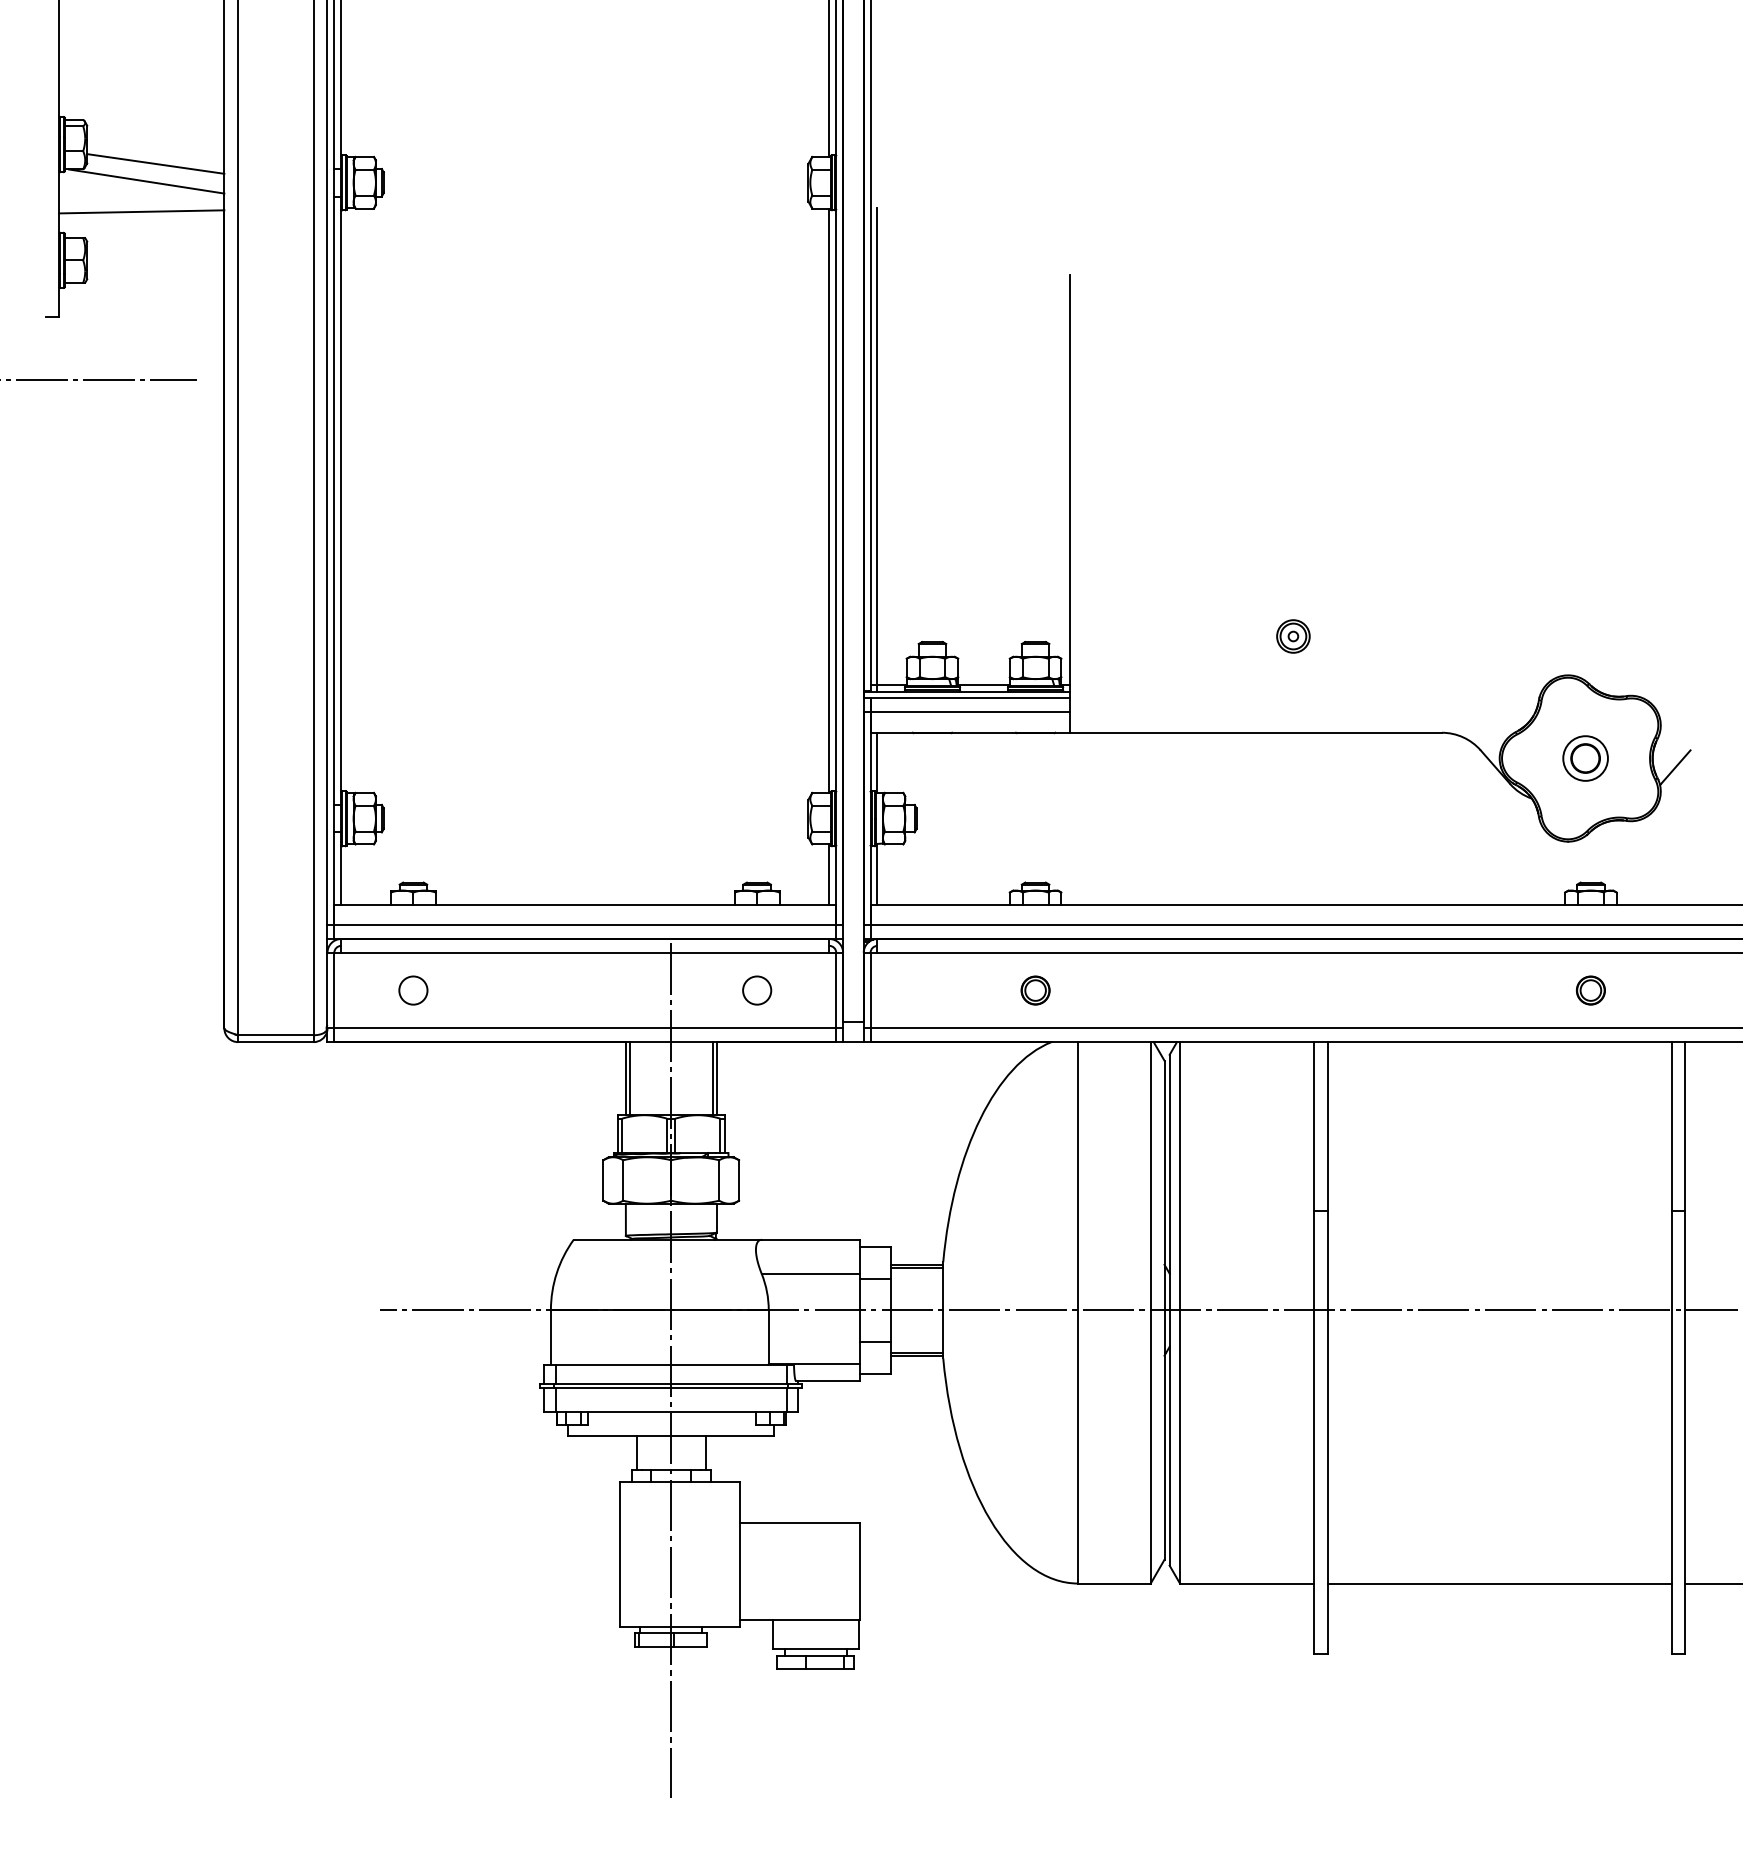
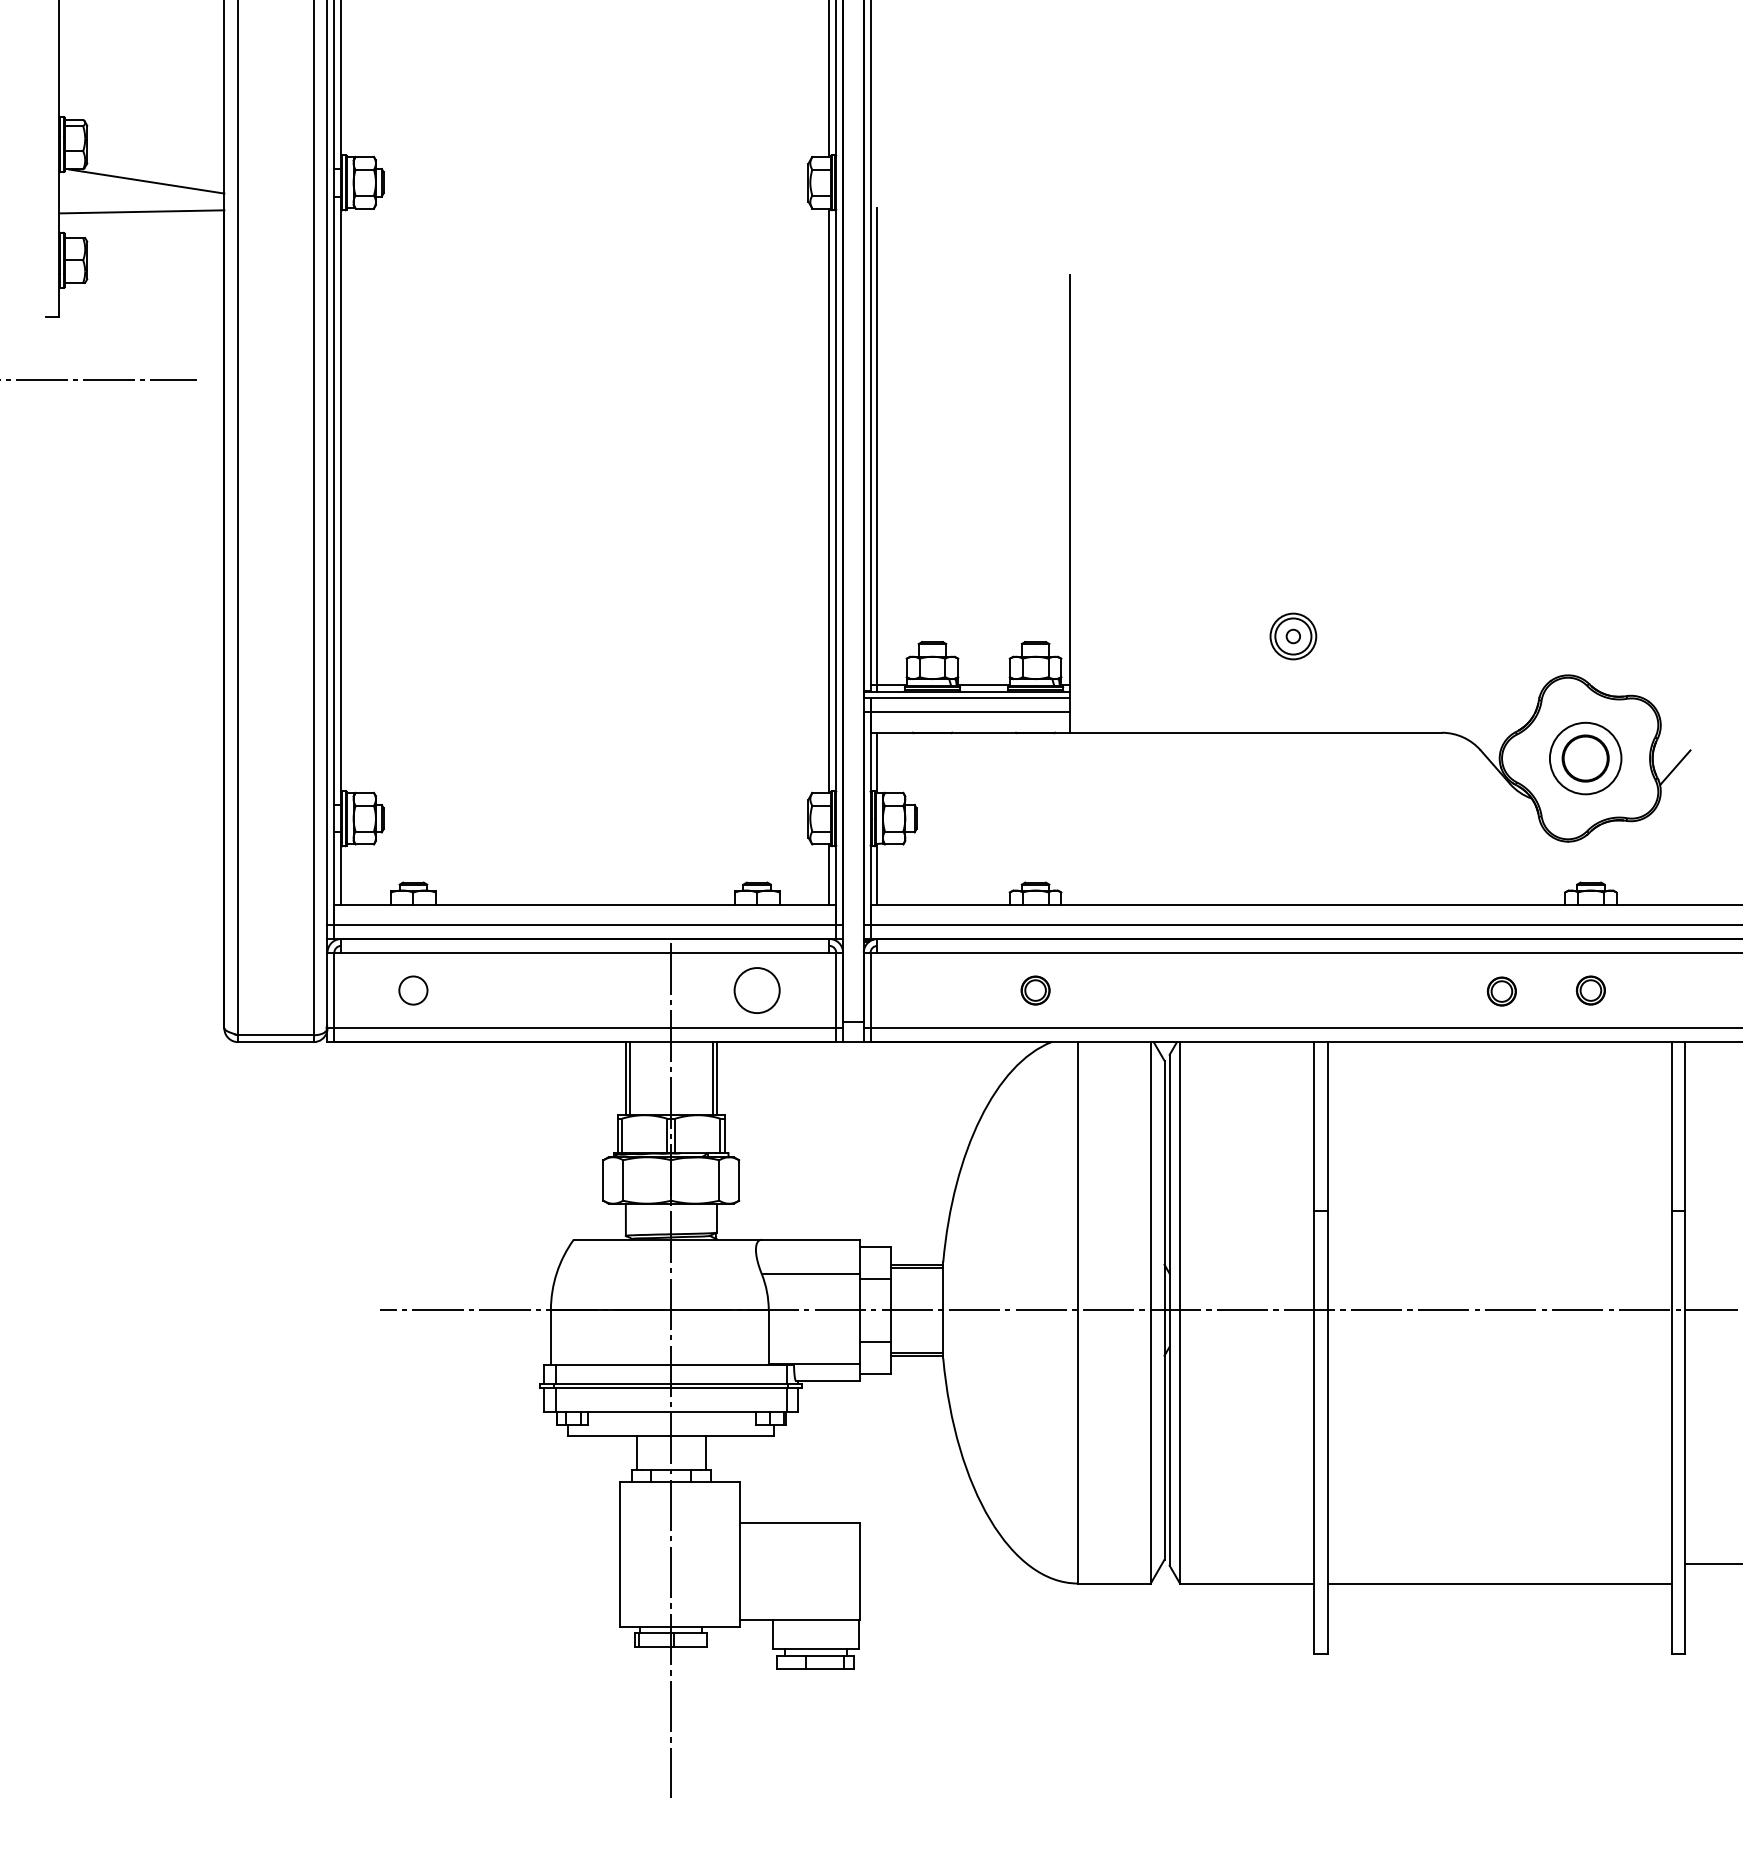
line: present -> none (155, 163)
part size: 35x35 px -> 49x49 px (1293, 636)
part size: 47x47 px -> 74x75 px (1585, 758)
circle diameter: 28 px -> 45 px (756, 990)
part: none -> present (1501, 991)
line position: (1712, 1583) -> (1712, 1563) (1712, 1563)
